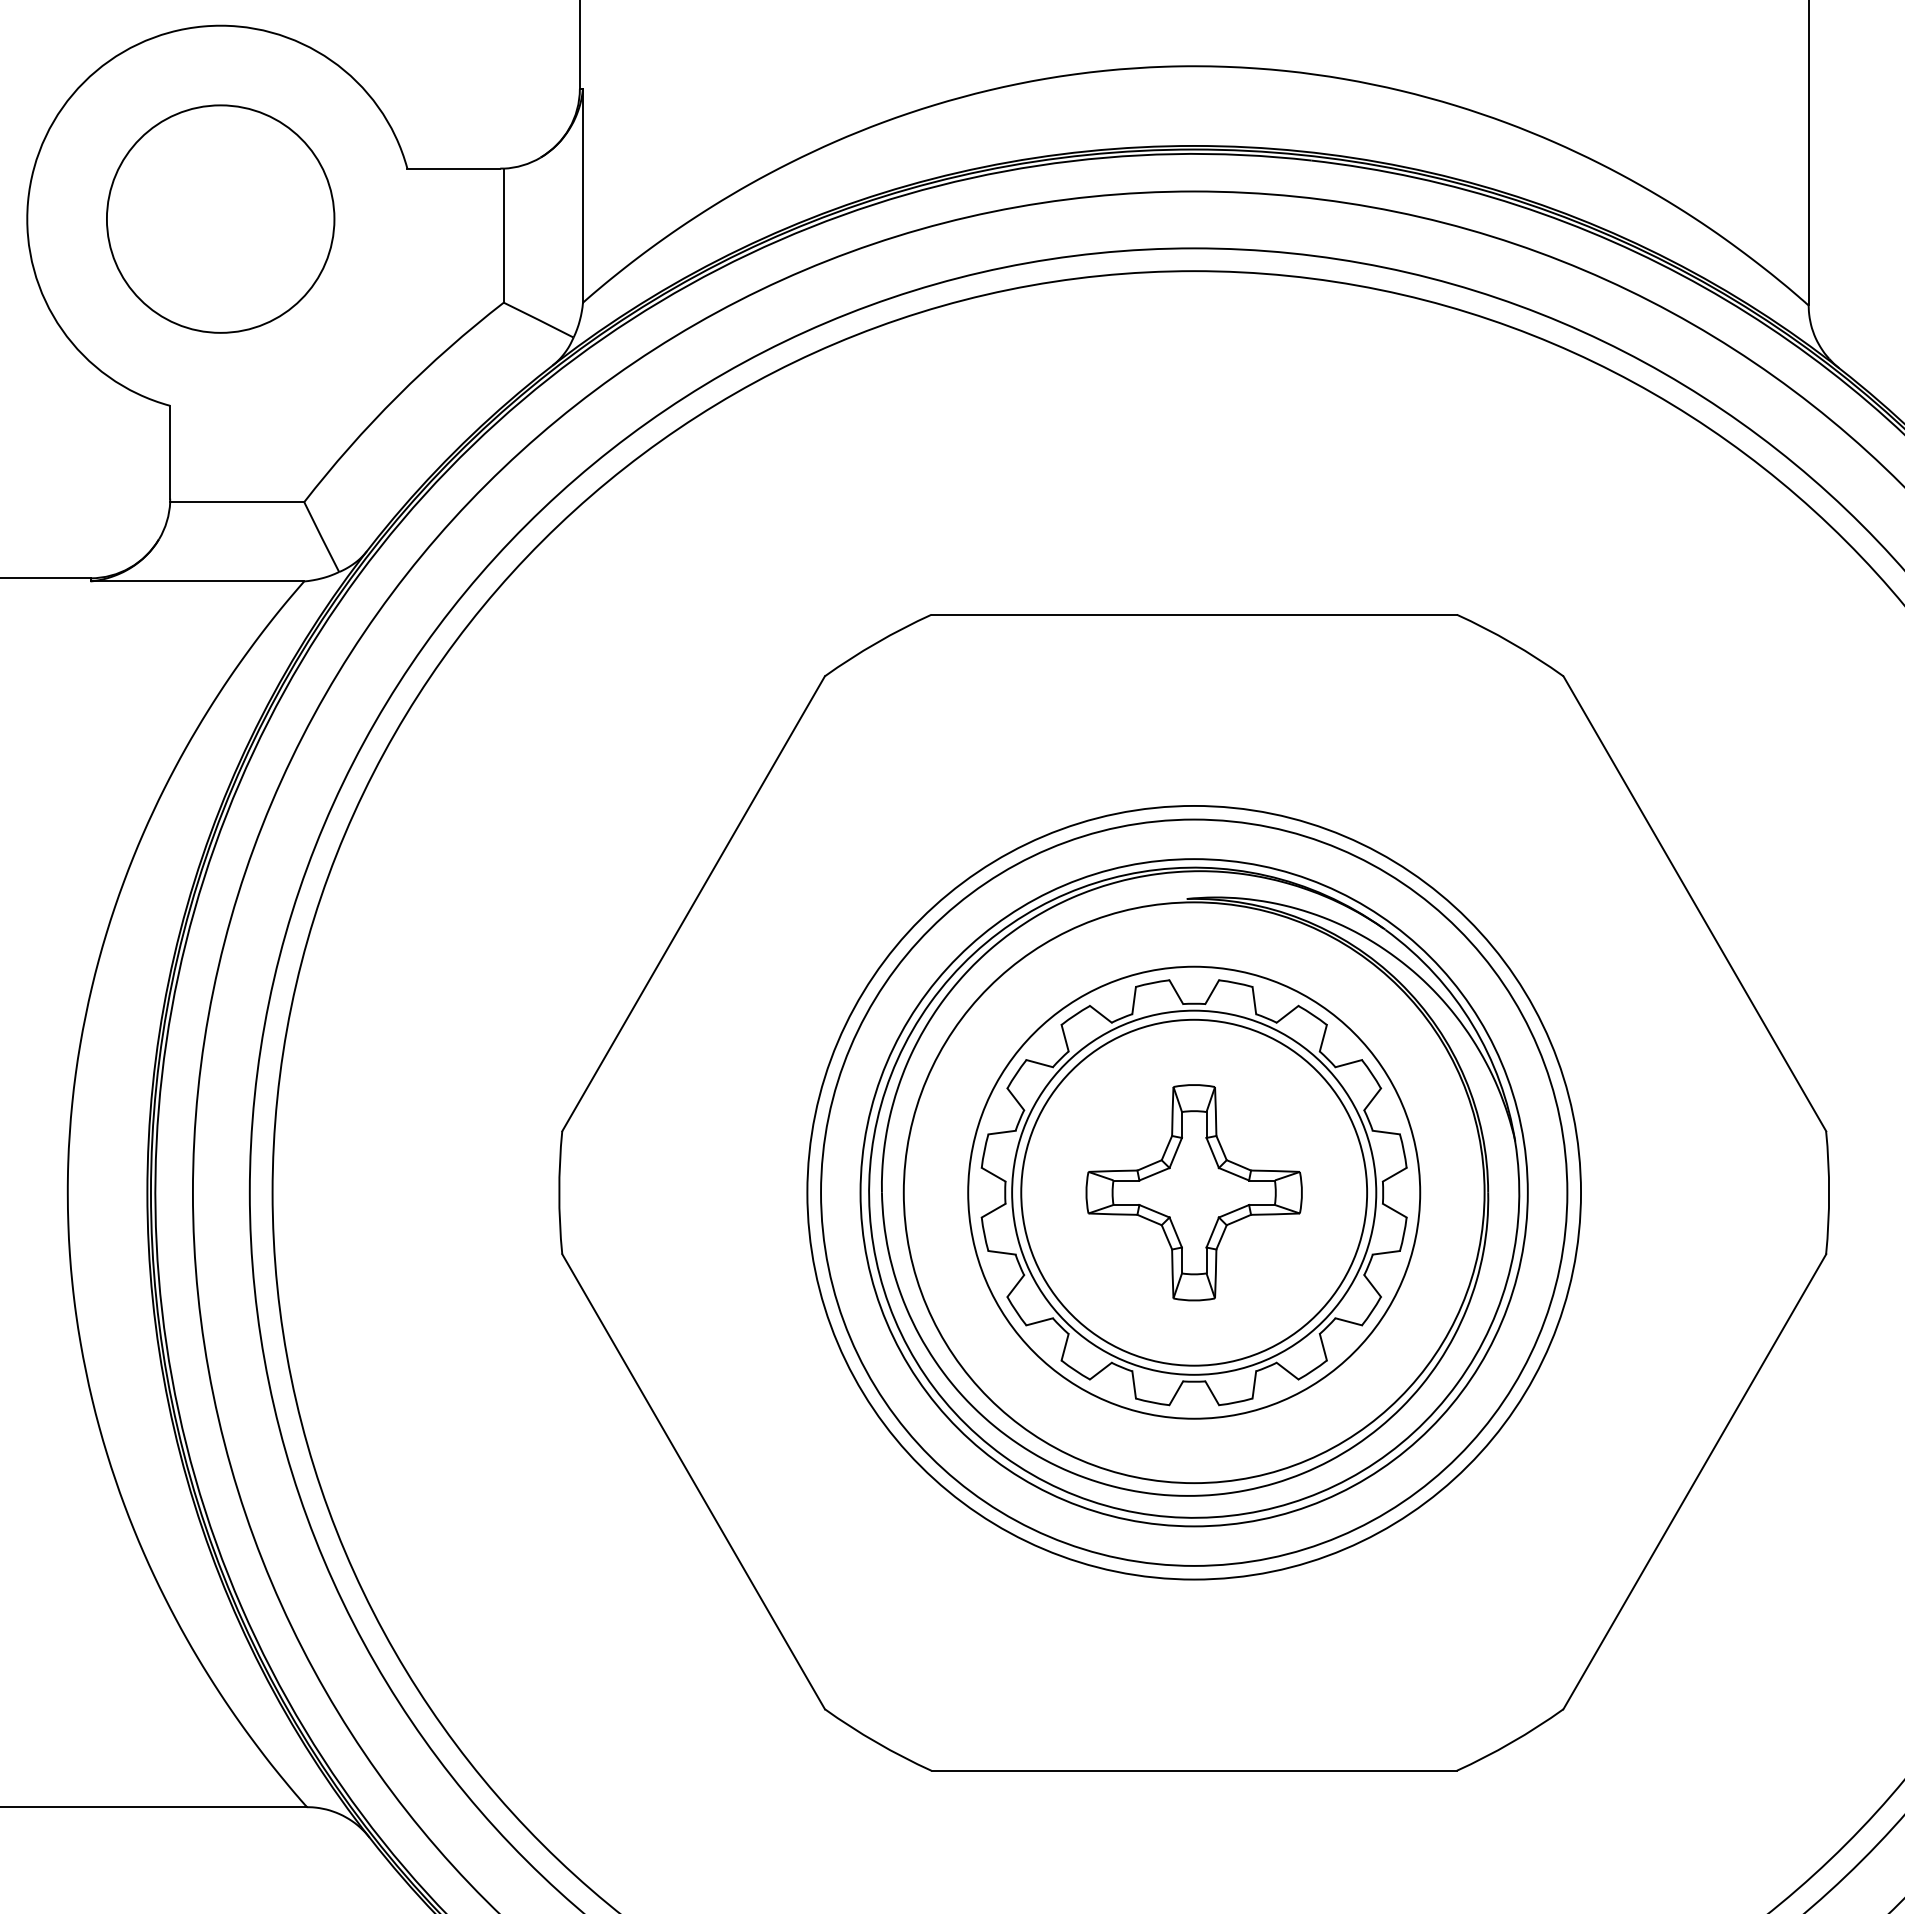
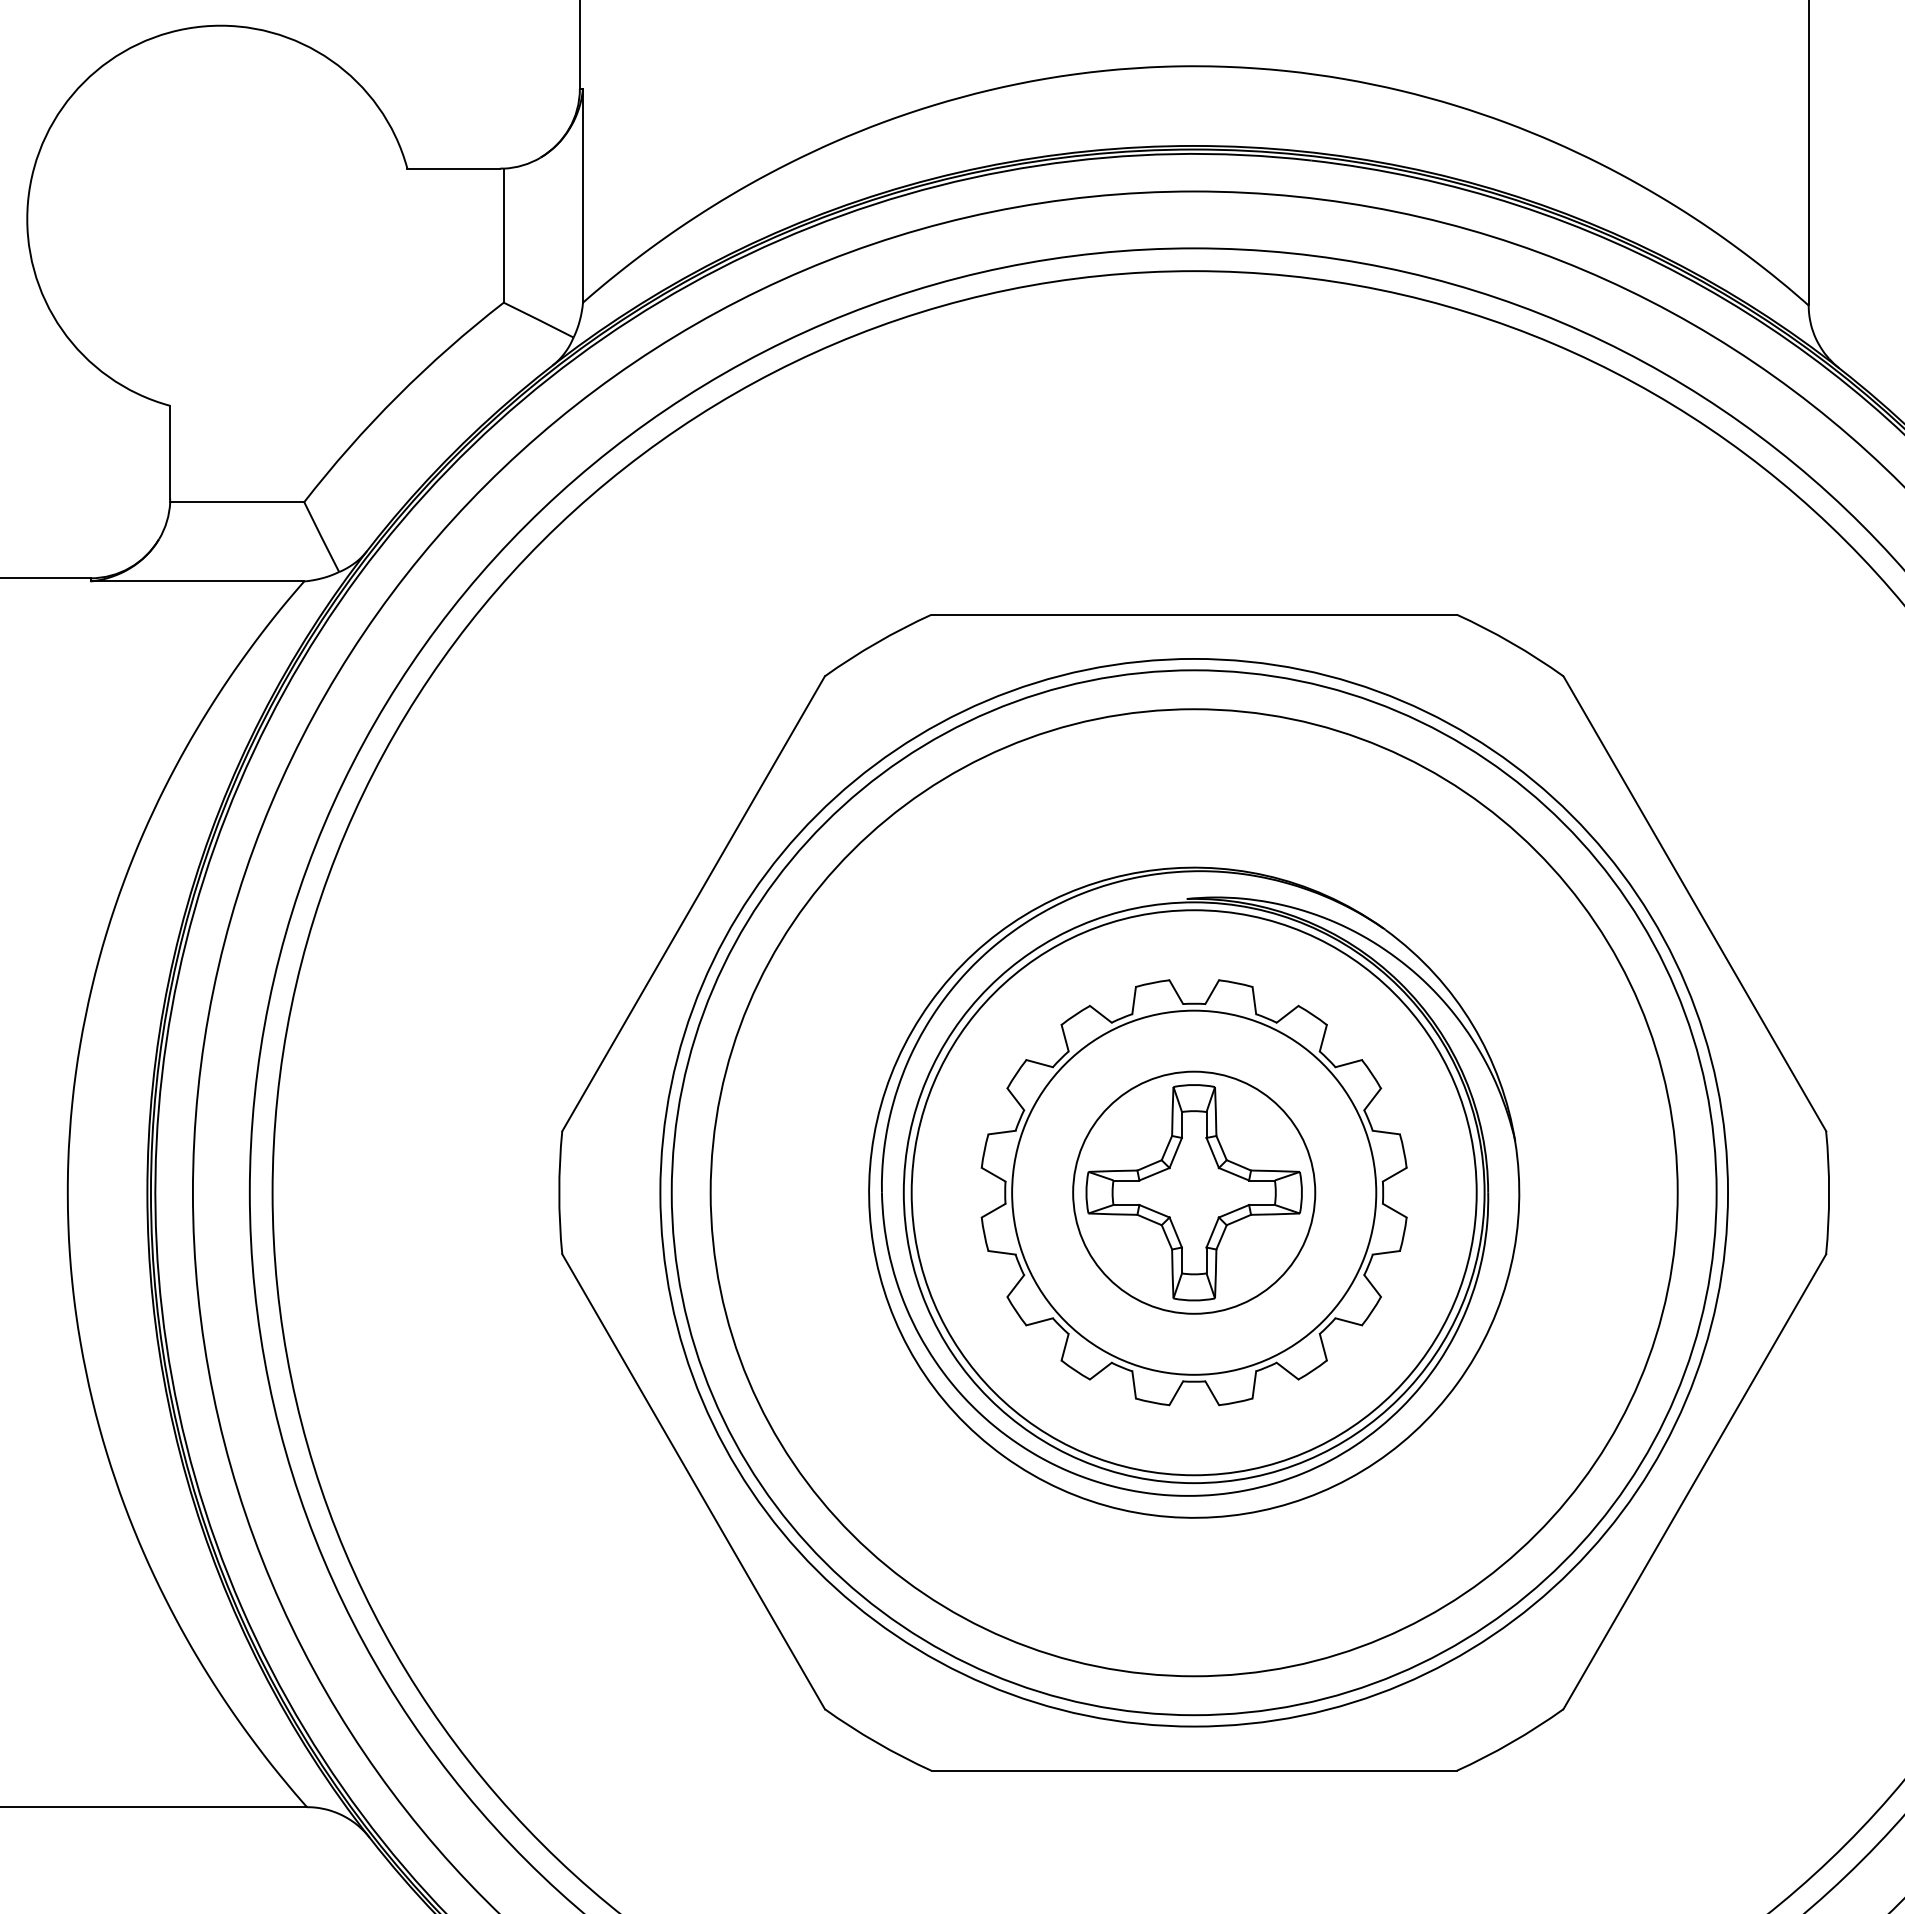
circle: present -> none (220, 218)
circle diameter: 667 px -> 1068 px (1194, 1192)
circle diameter: 346 px -> 242 px (1194, 1192)
circle diameter: 452 px -> 565 px (1193, 1192)
circle diameter: 746 px -> 1045 px (1193, 1192)
circle diameter: 774 px -> 967 px (1193, 1192)
